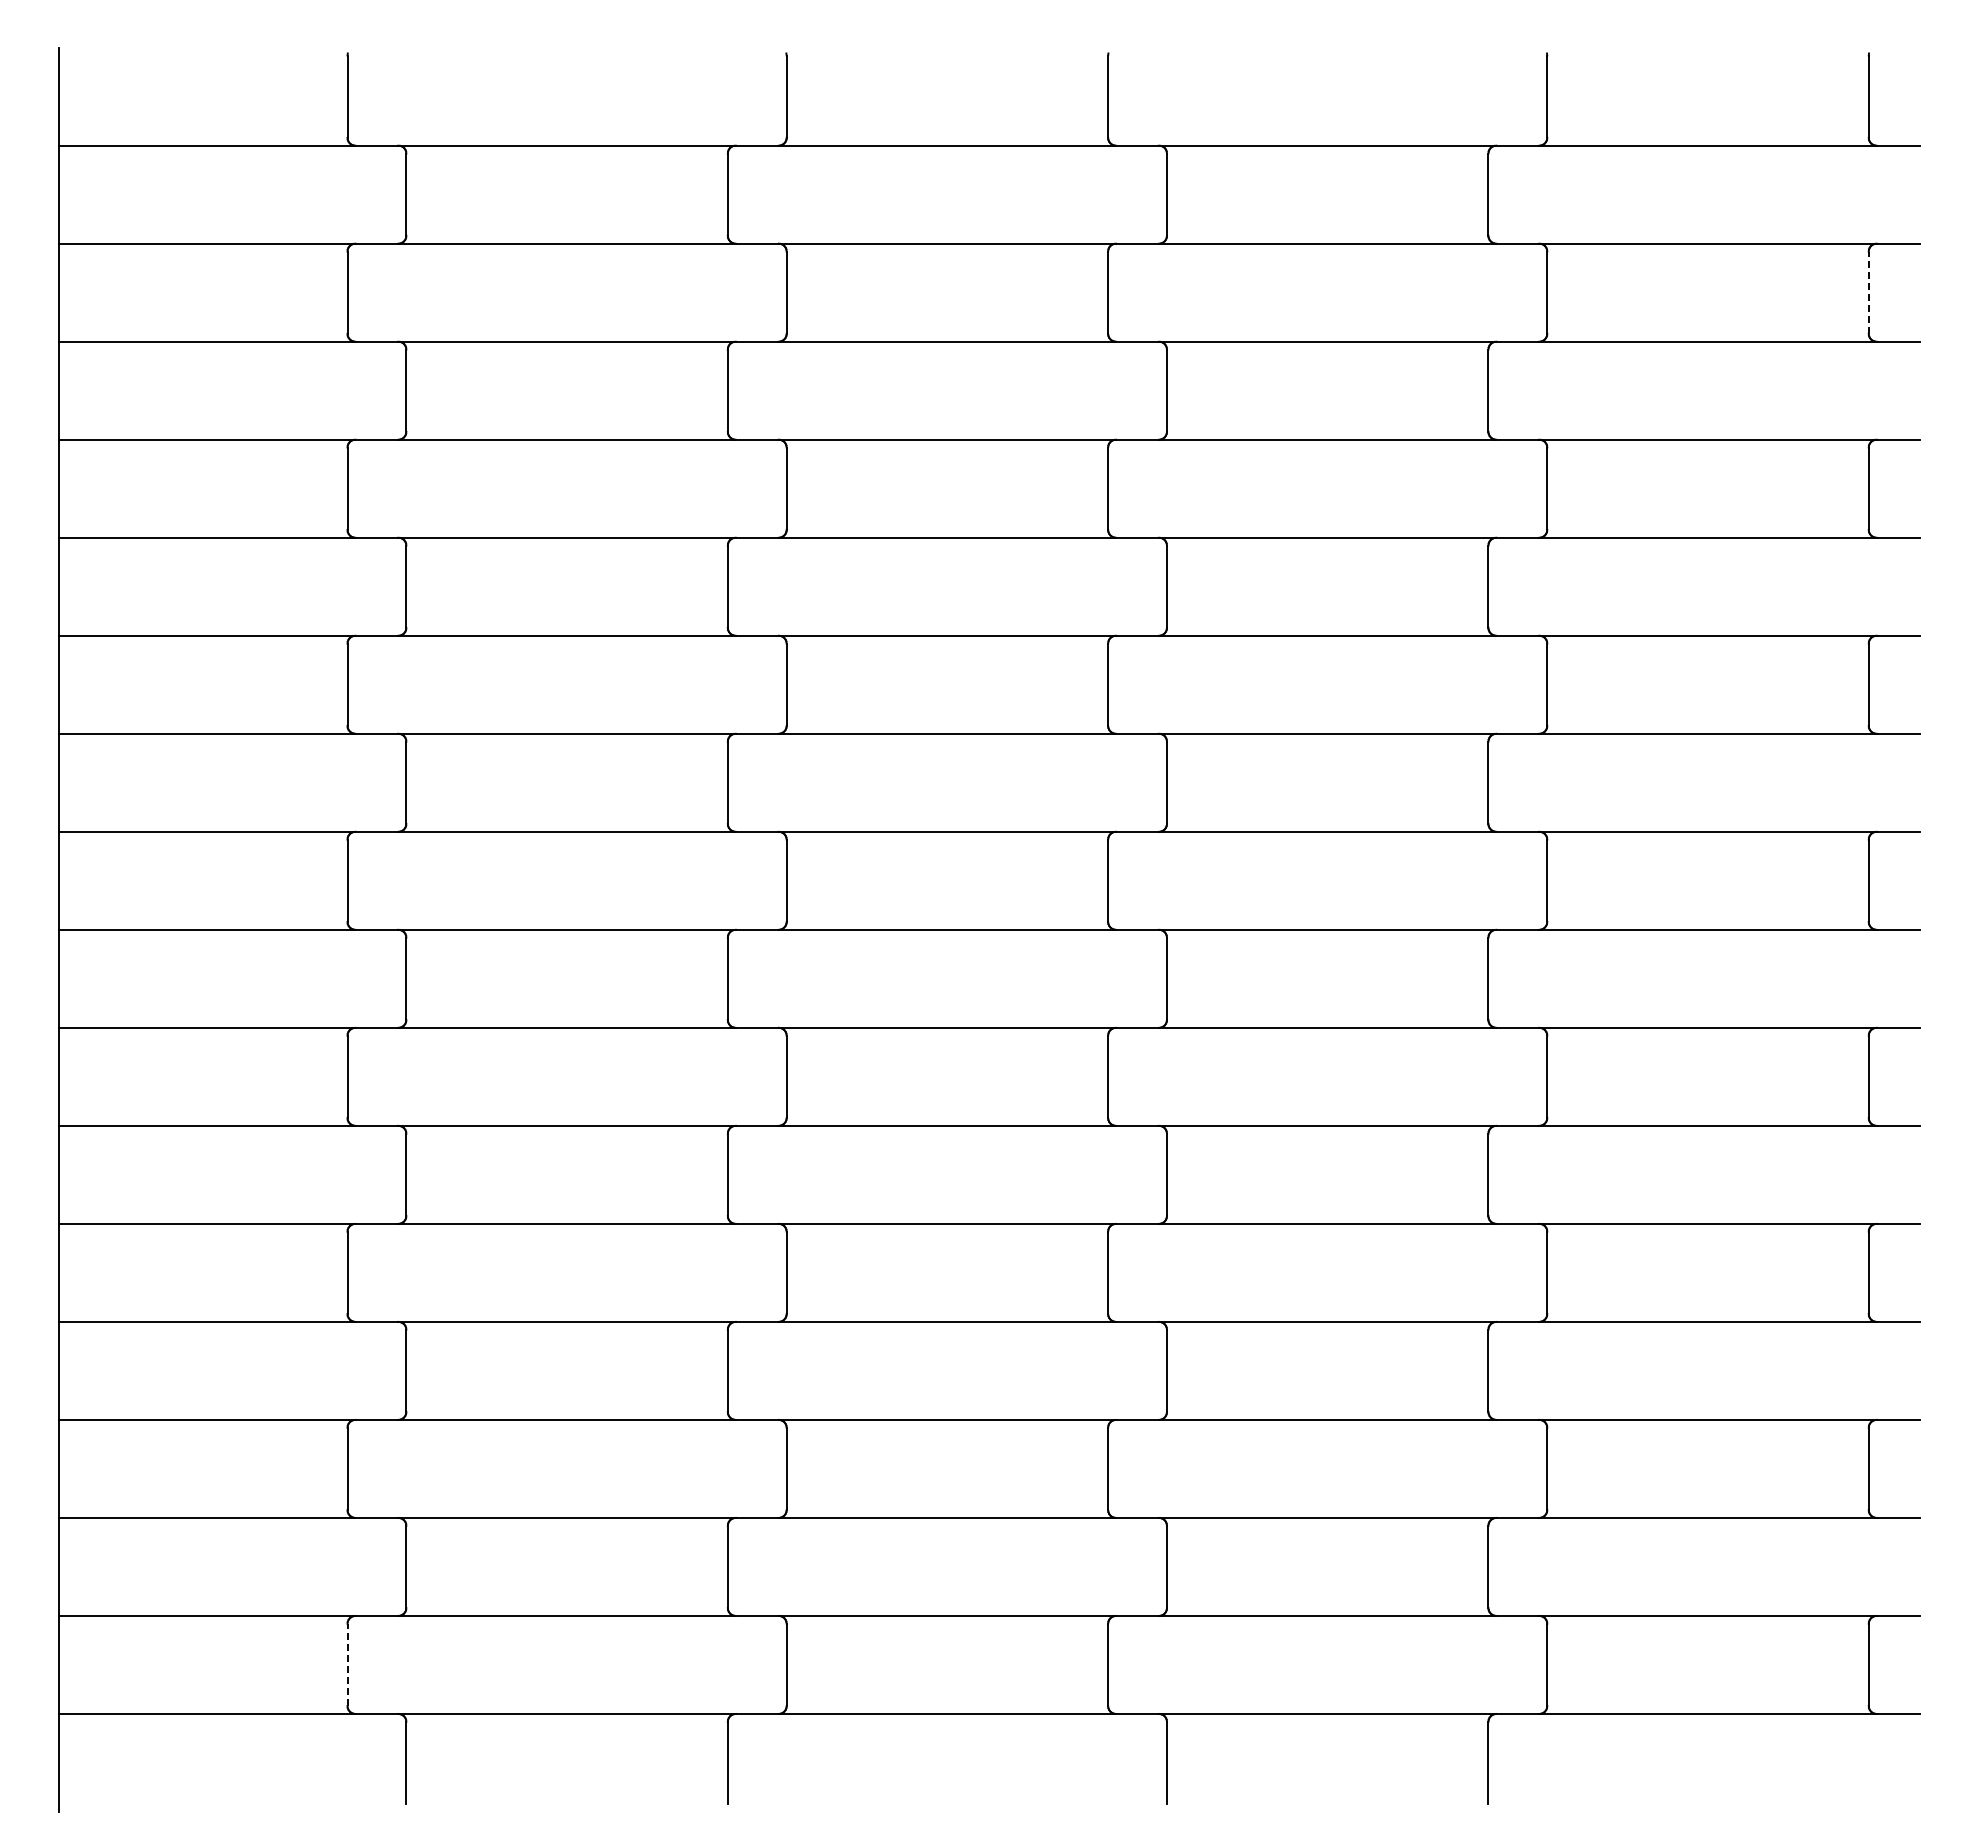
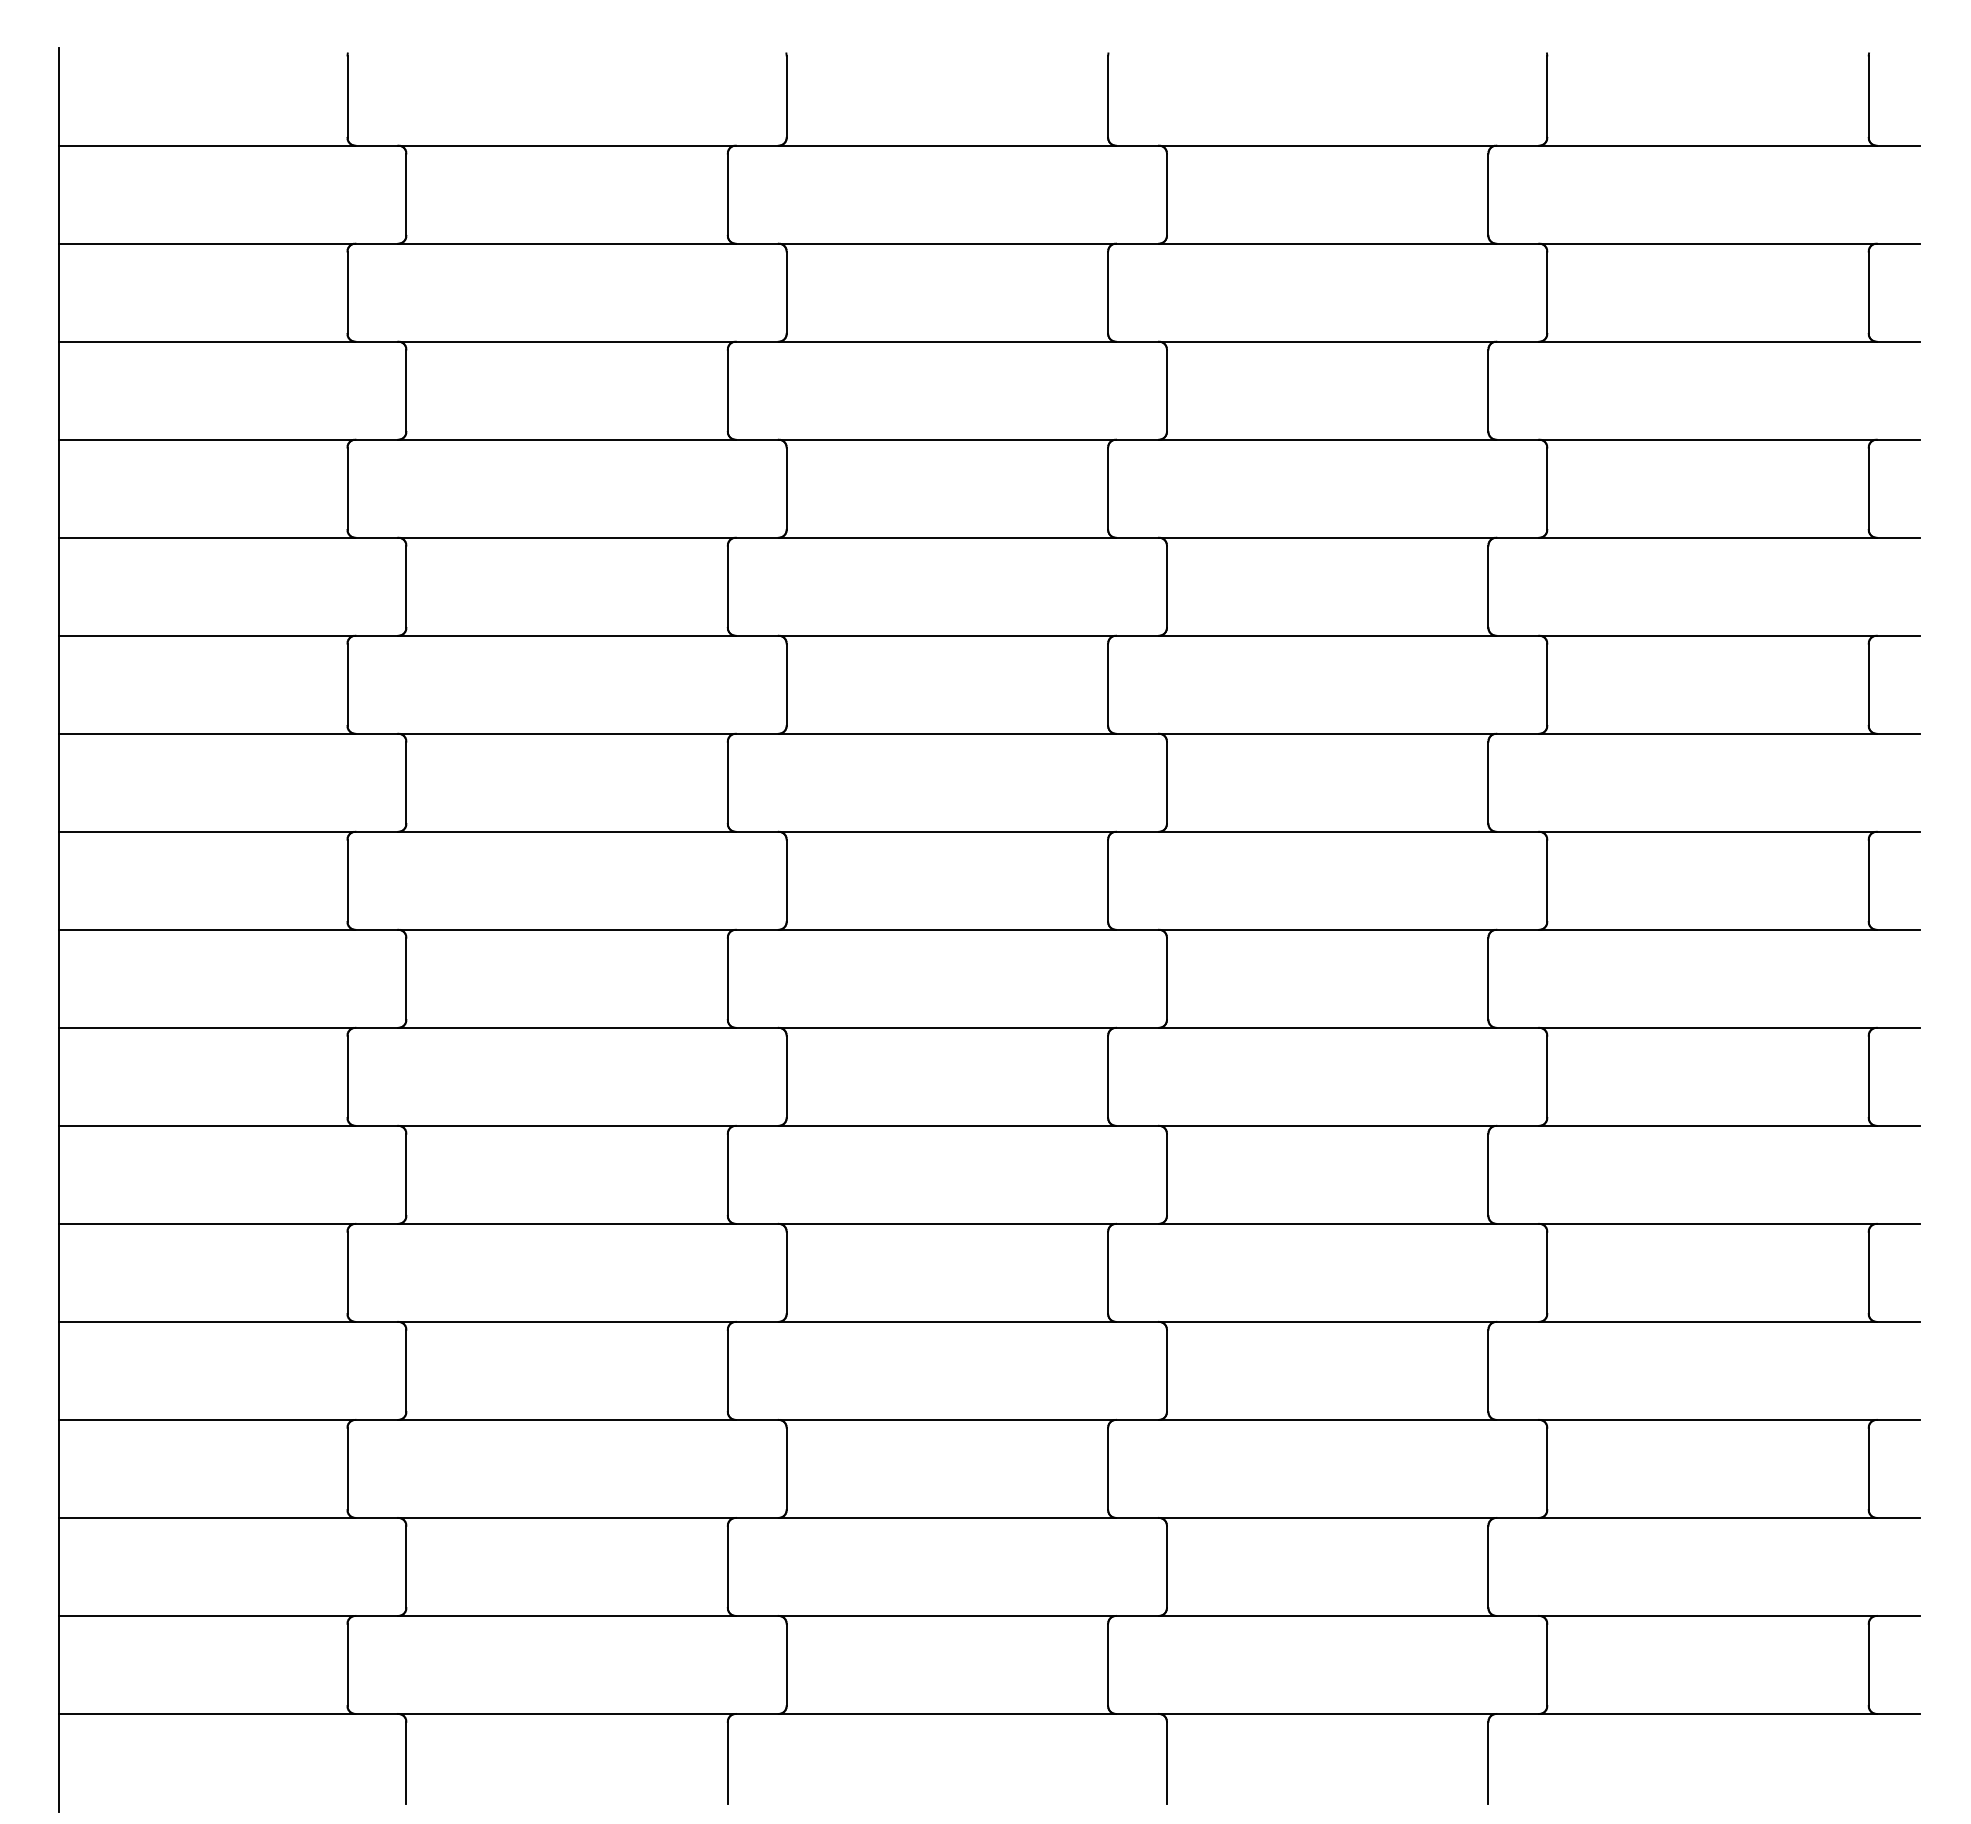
line: dashed -> solid (1868, 292)
line: dashed -> solid (347, 1664)
